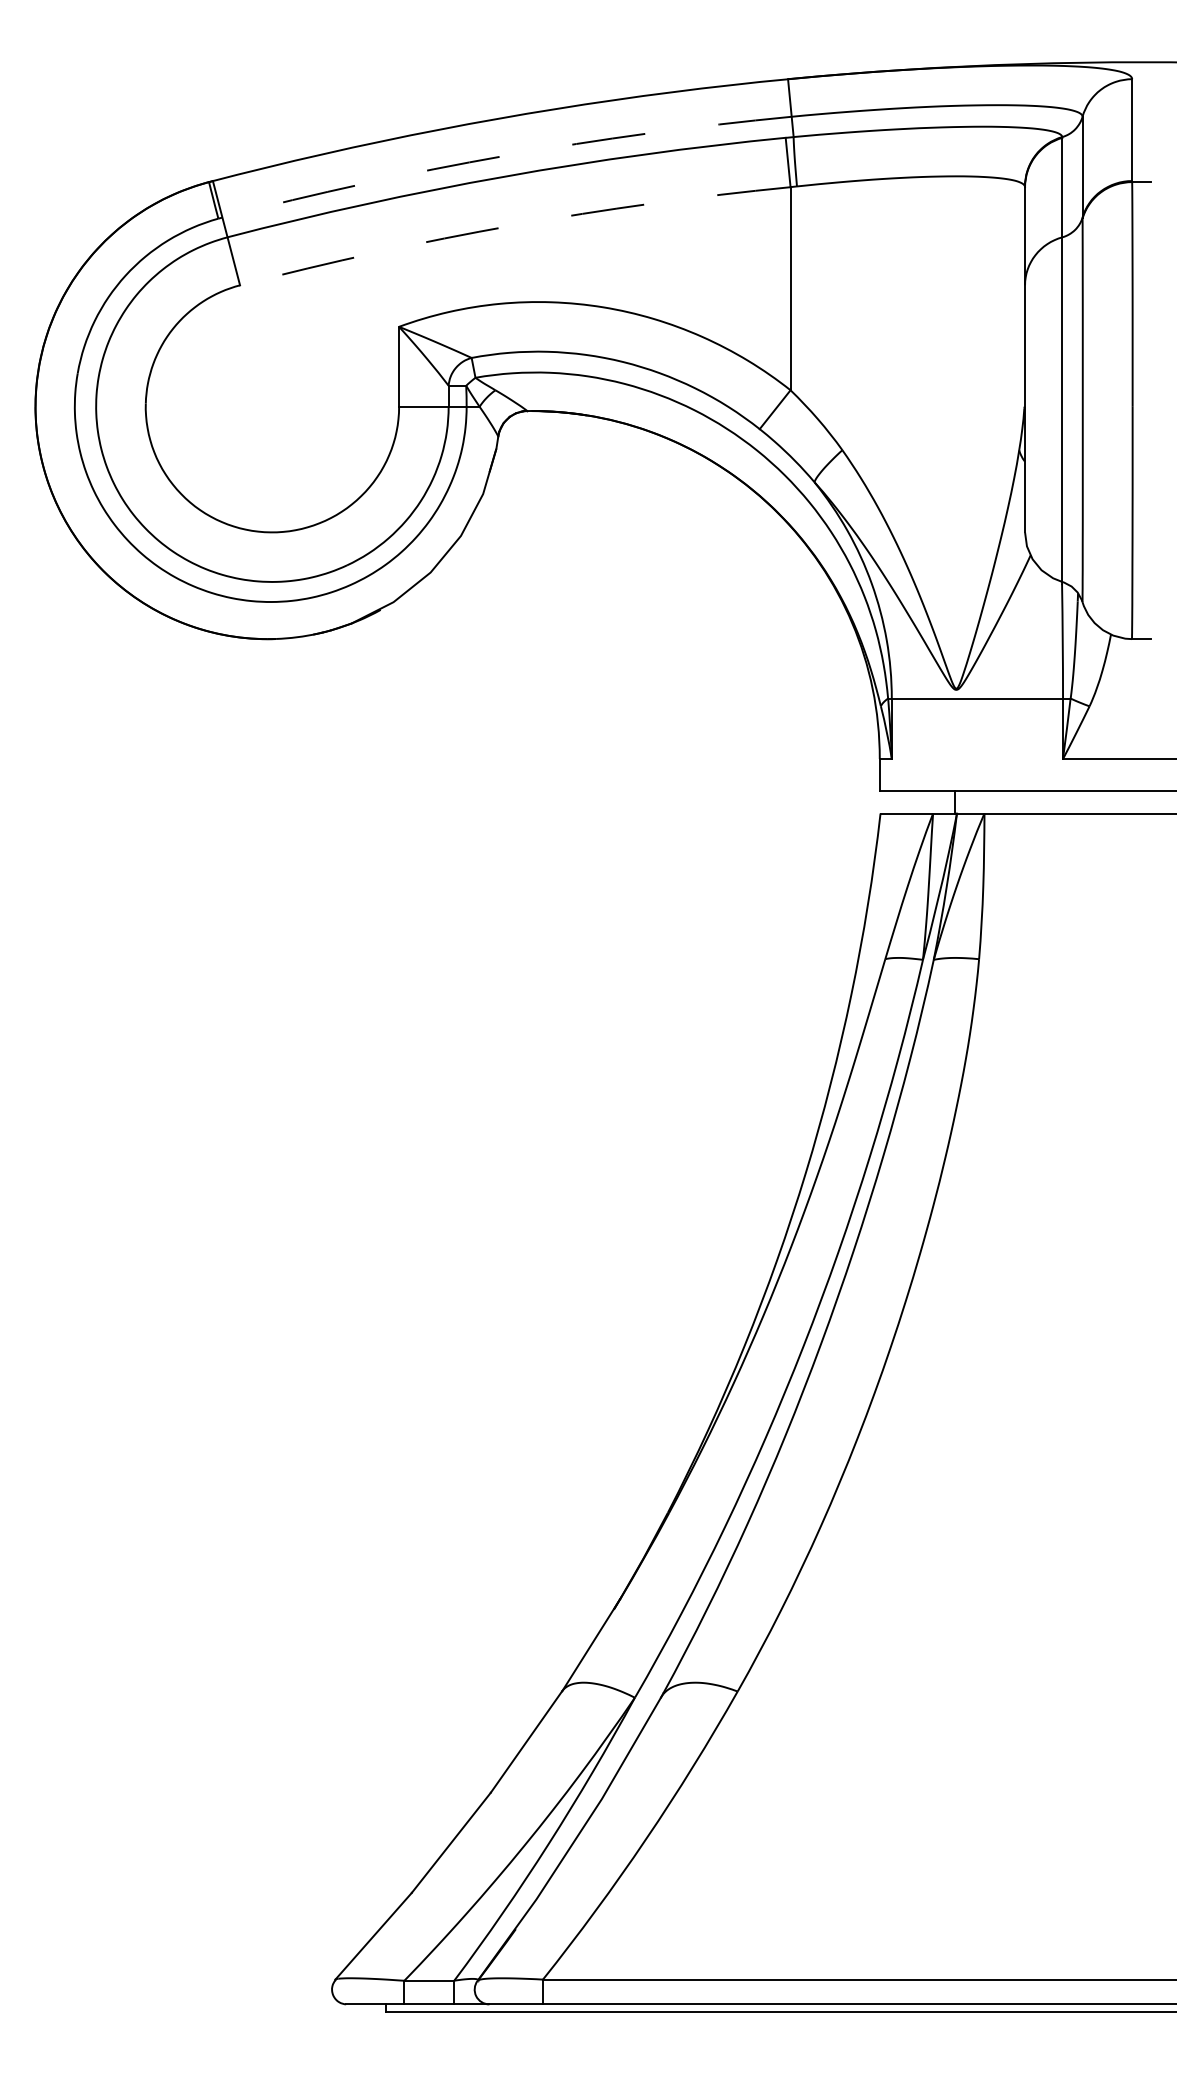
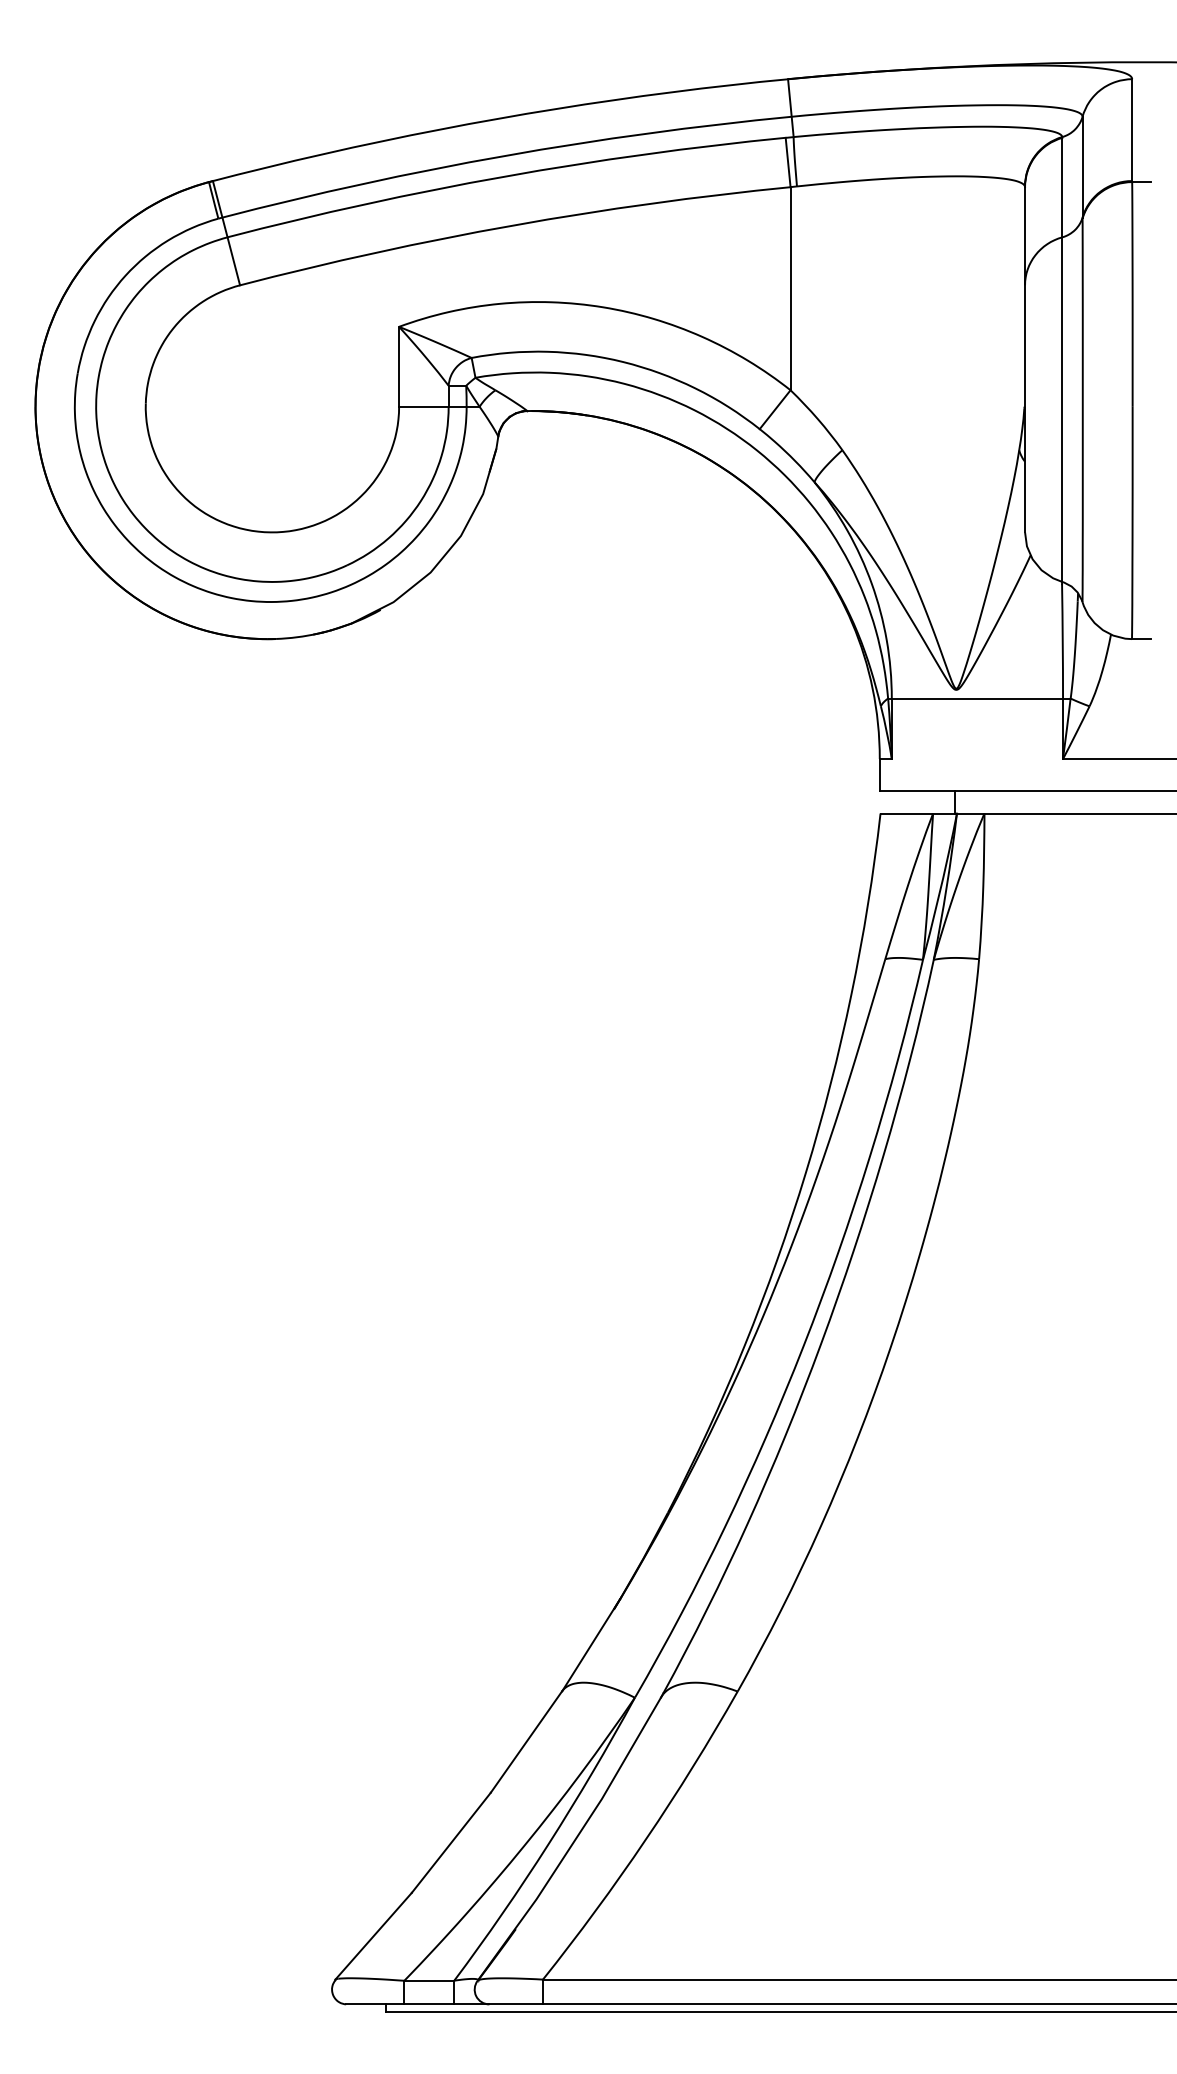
arc: dashed -> solid (505, 155)
arc: dashed -> solid (513, 225)
